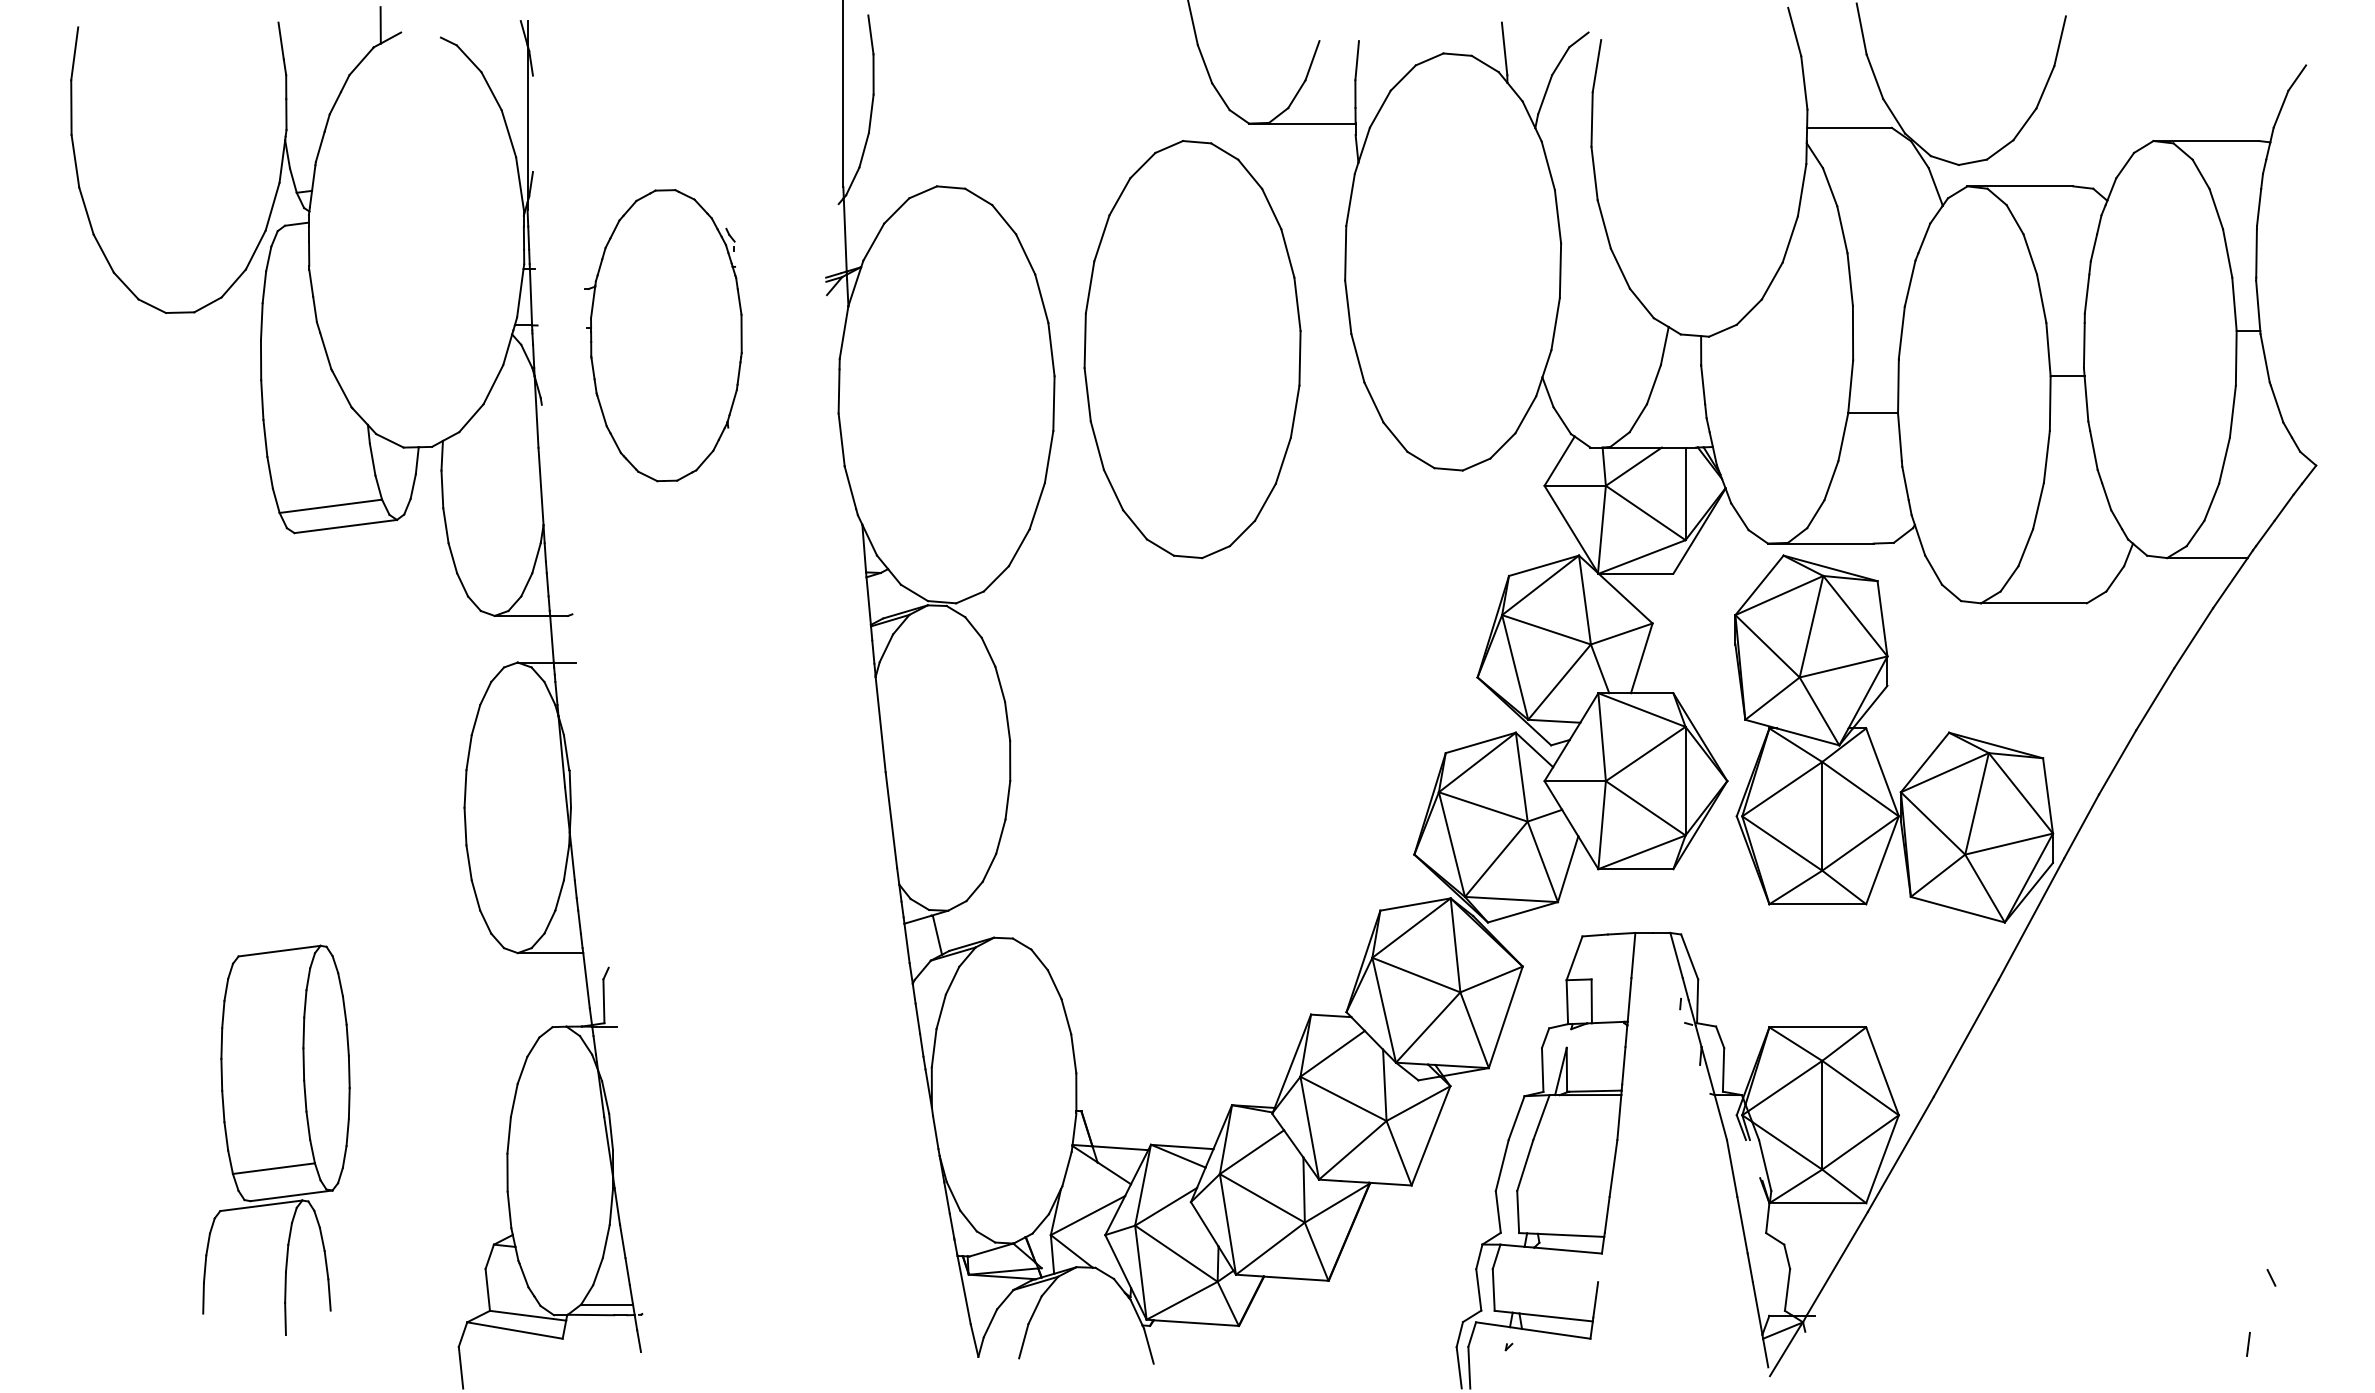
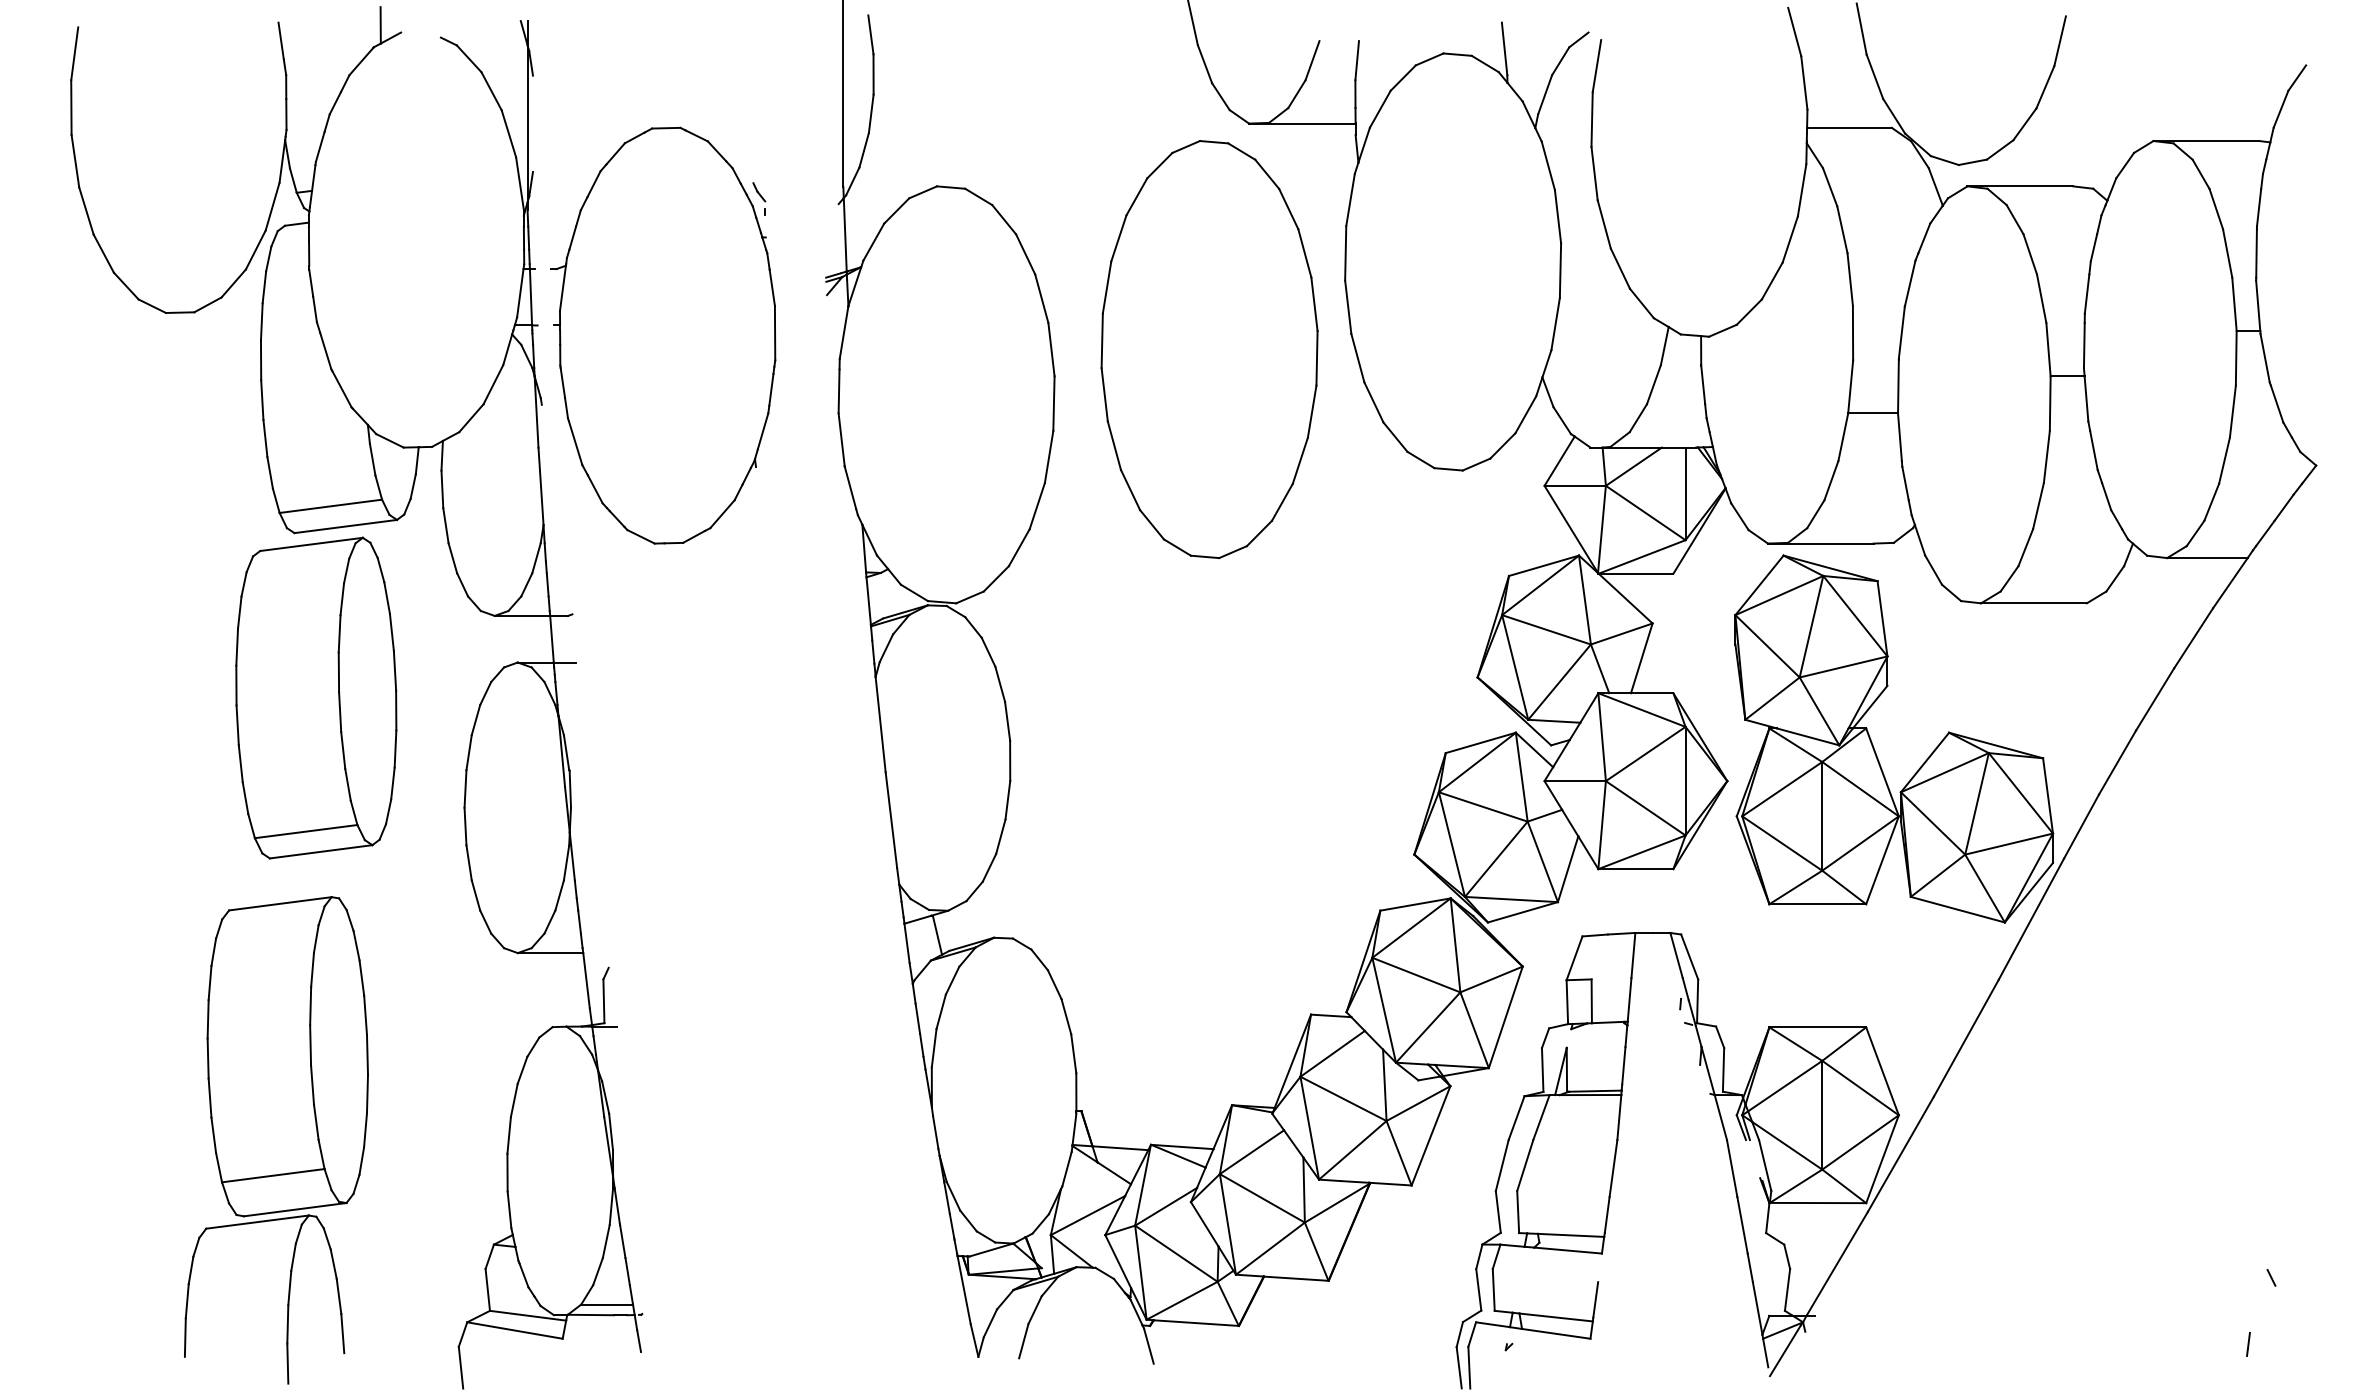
part size: 159x294 px -> 227x419 px (663, 335)
part position: (1192, 349) -> (1209, 349) (1209, 349)
part: none -> present (316, 697)
part size: 149x392 px -> 185x489 px (276, 1140)
